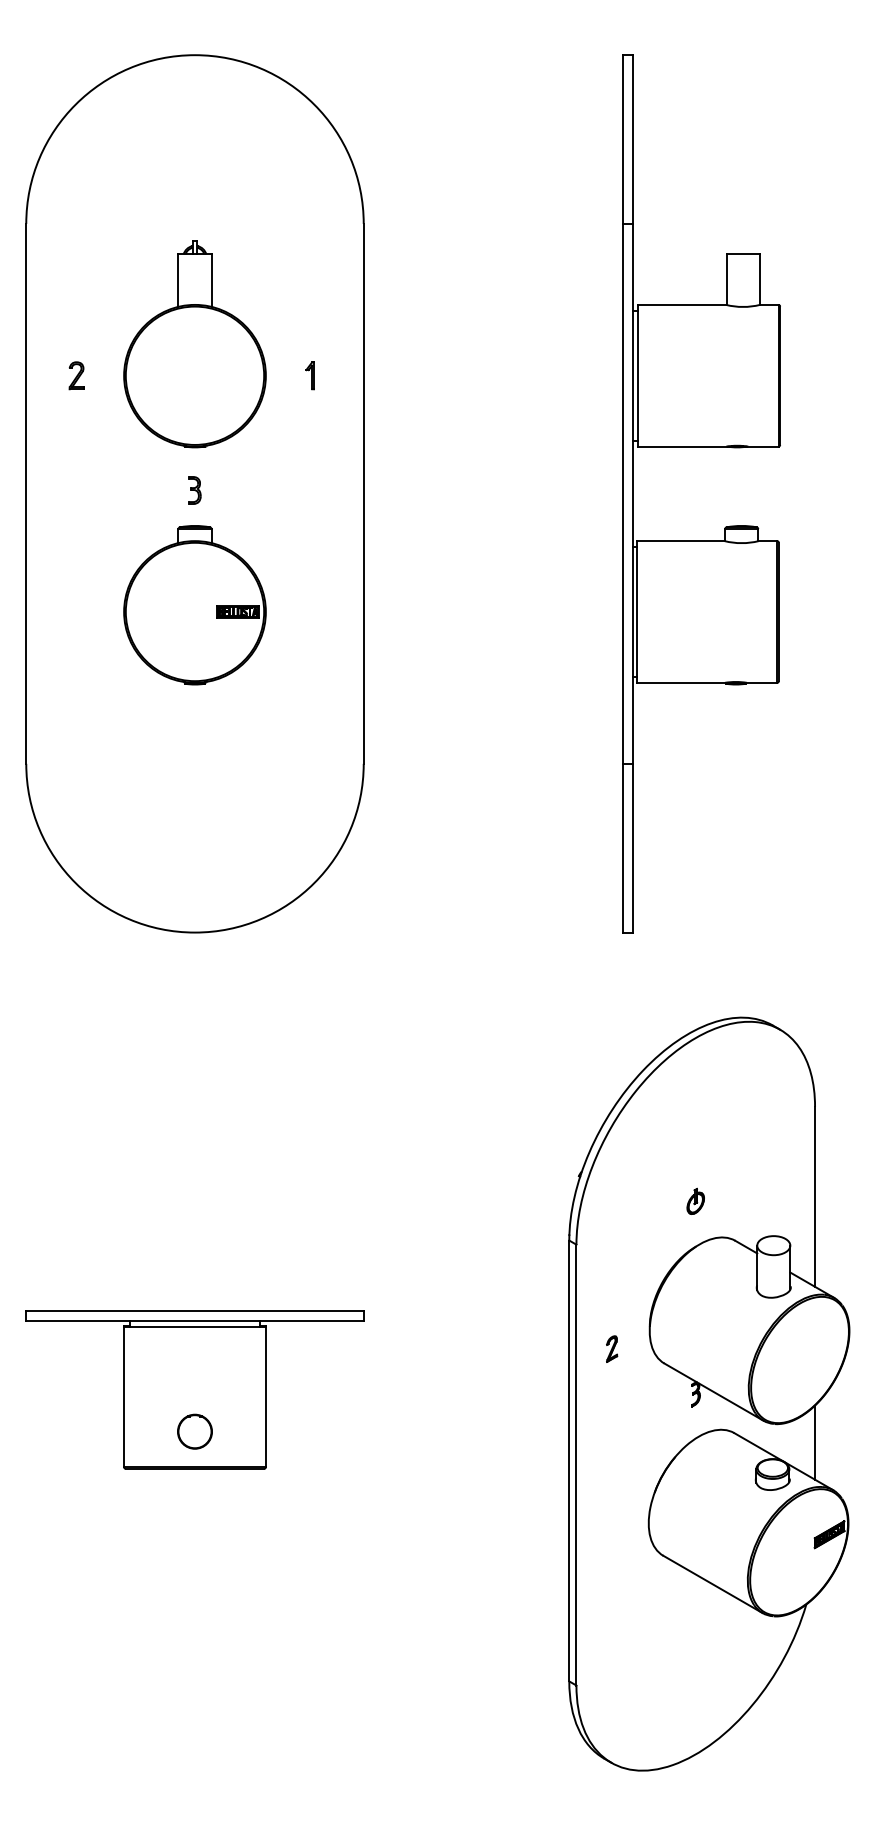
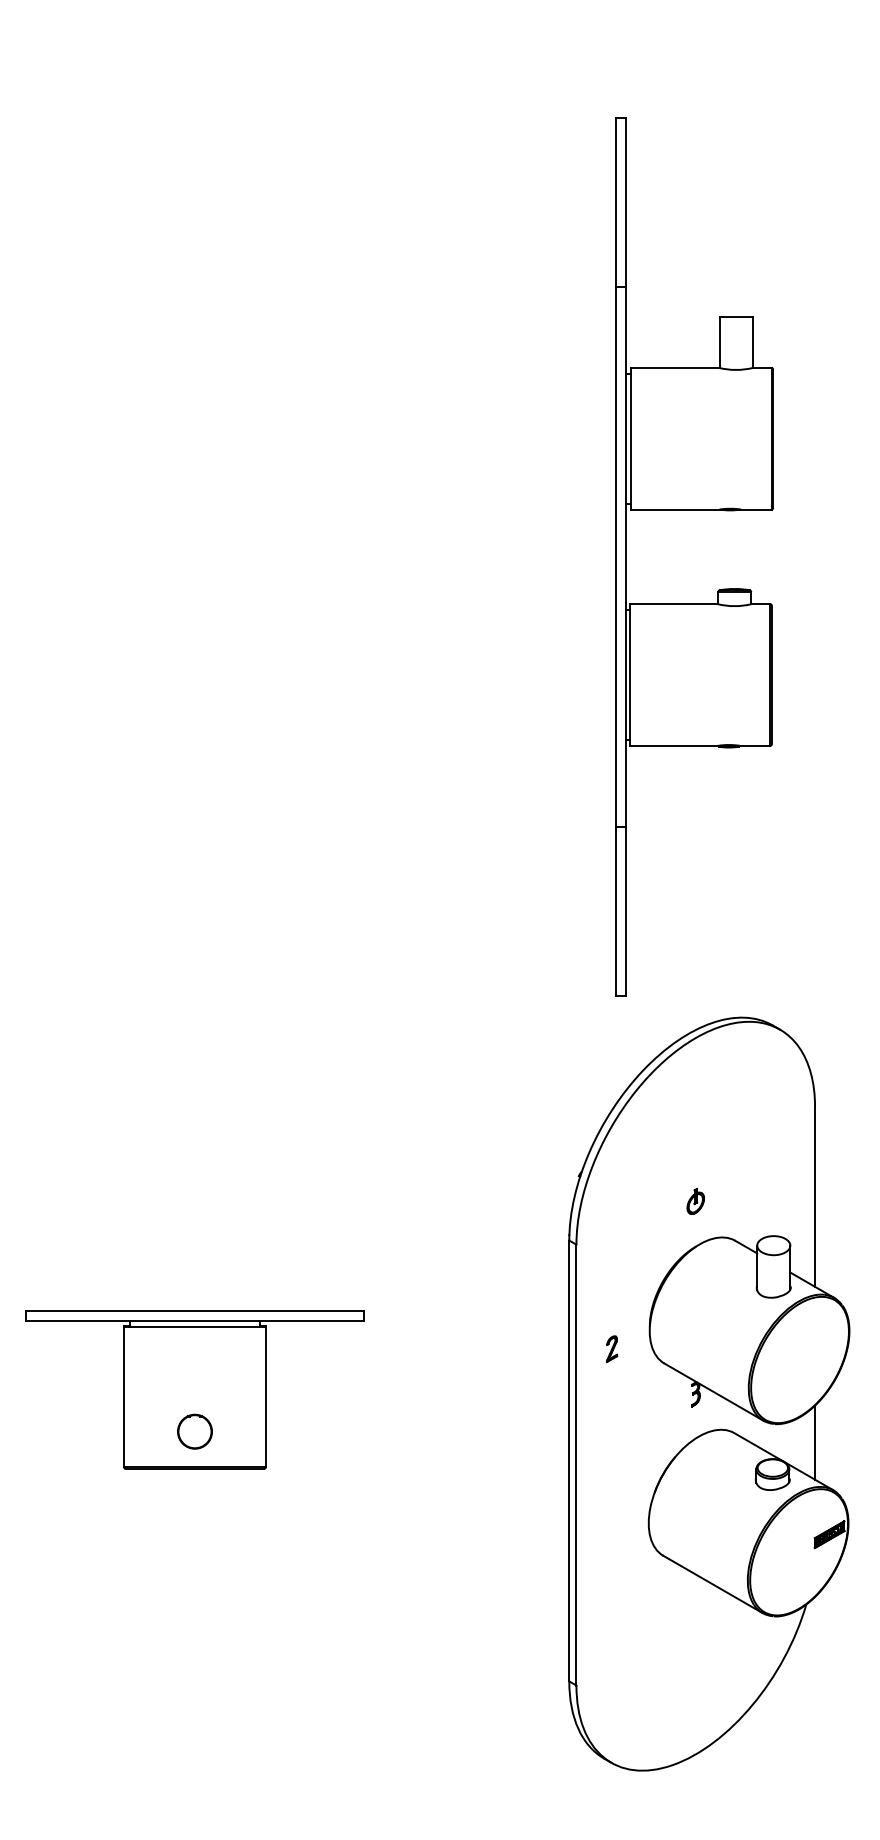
part: present -> none (194, 493)
part position: (725, 526) -> (718, 589) (718, 589)
